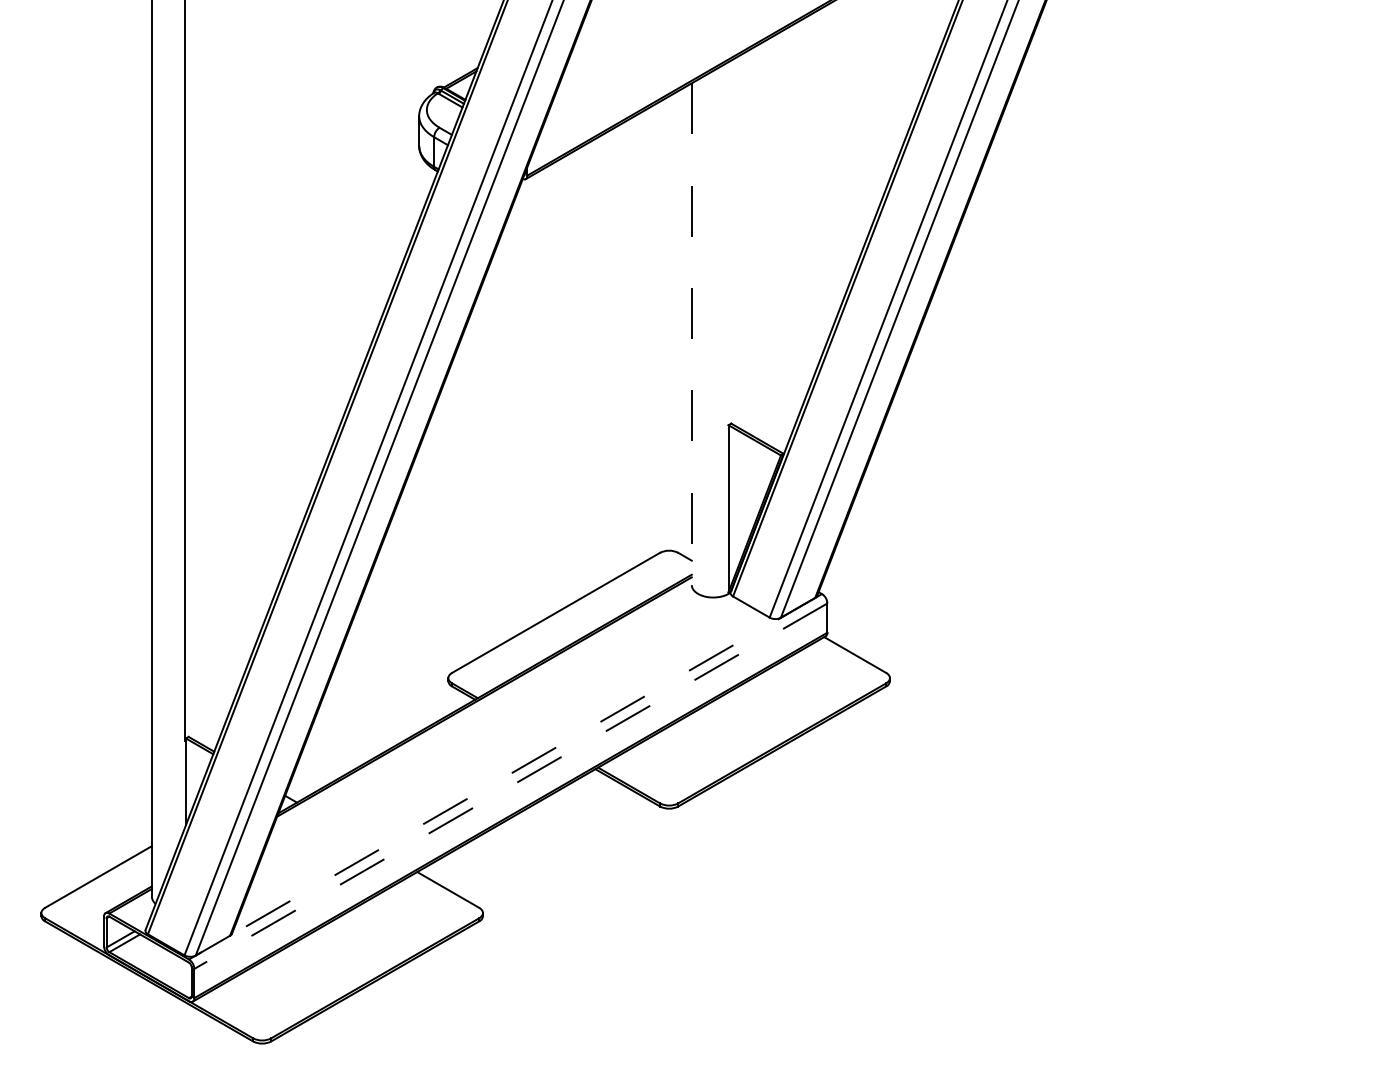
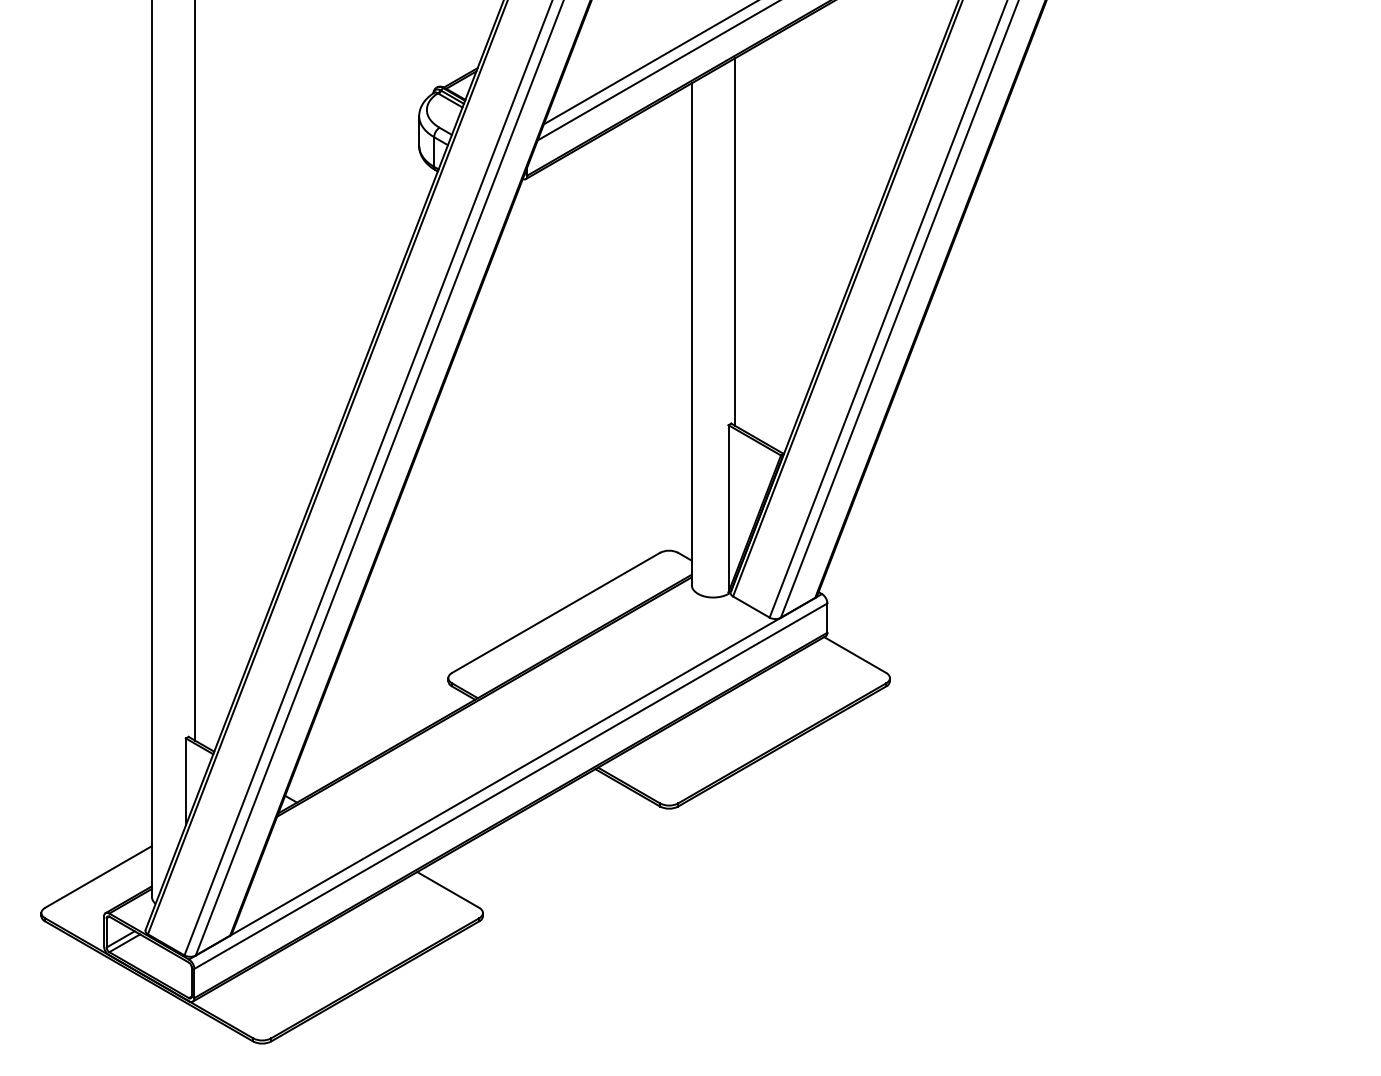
line: none -> present (649, 63)
line: none -> present (656, 71)
line: none -> present (734, 241)
line: dashed -> solid (691, 334)
line position: (185, 371) -> (195, 371) (195, 371)
line: dashed -> solid (505, 777)
line: dashed -> solid (510, 786)
